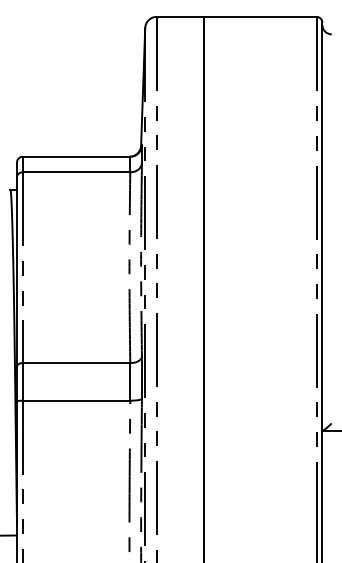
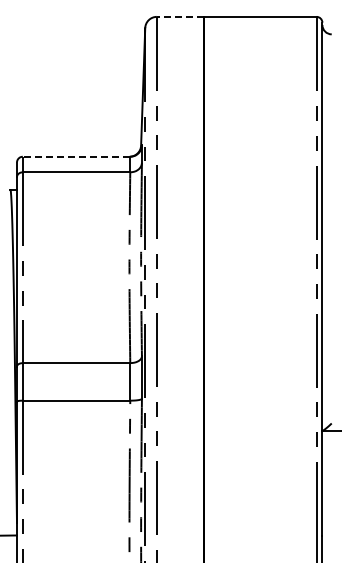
line: solid -> dashed (179, 16)
line: solid -> dashed (76, 156)
